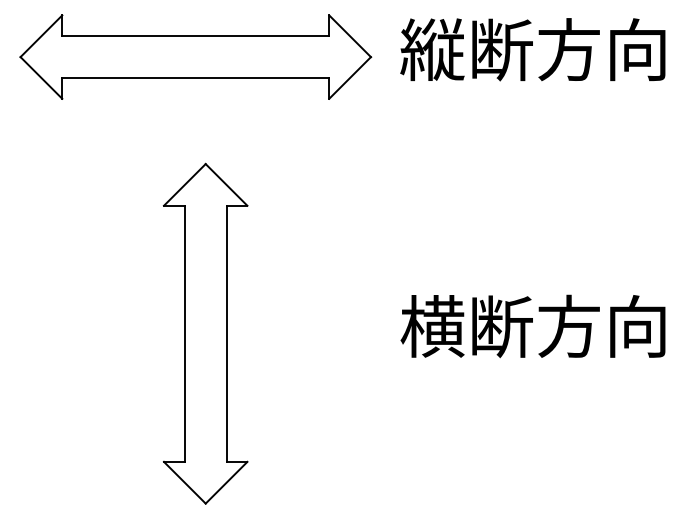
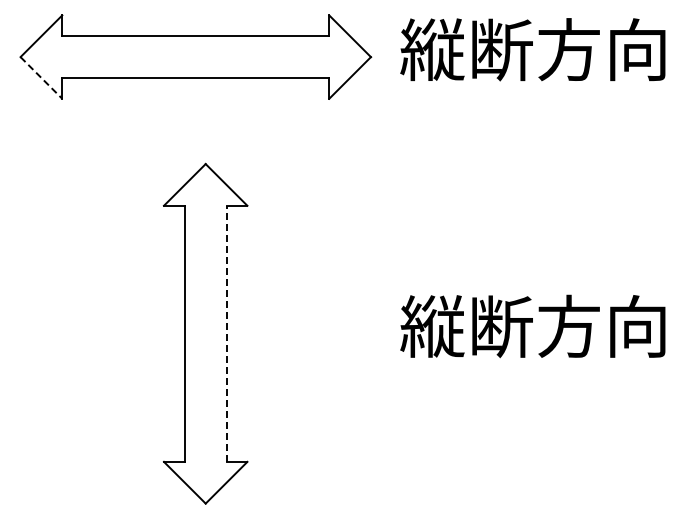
line: solid -> dashed (41, 77)
text: 横断方向 -> 縦断方向 (432, 326)
line: solid -> dashed (226, 333)
